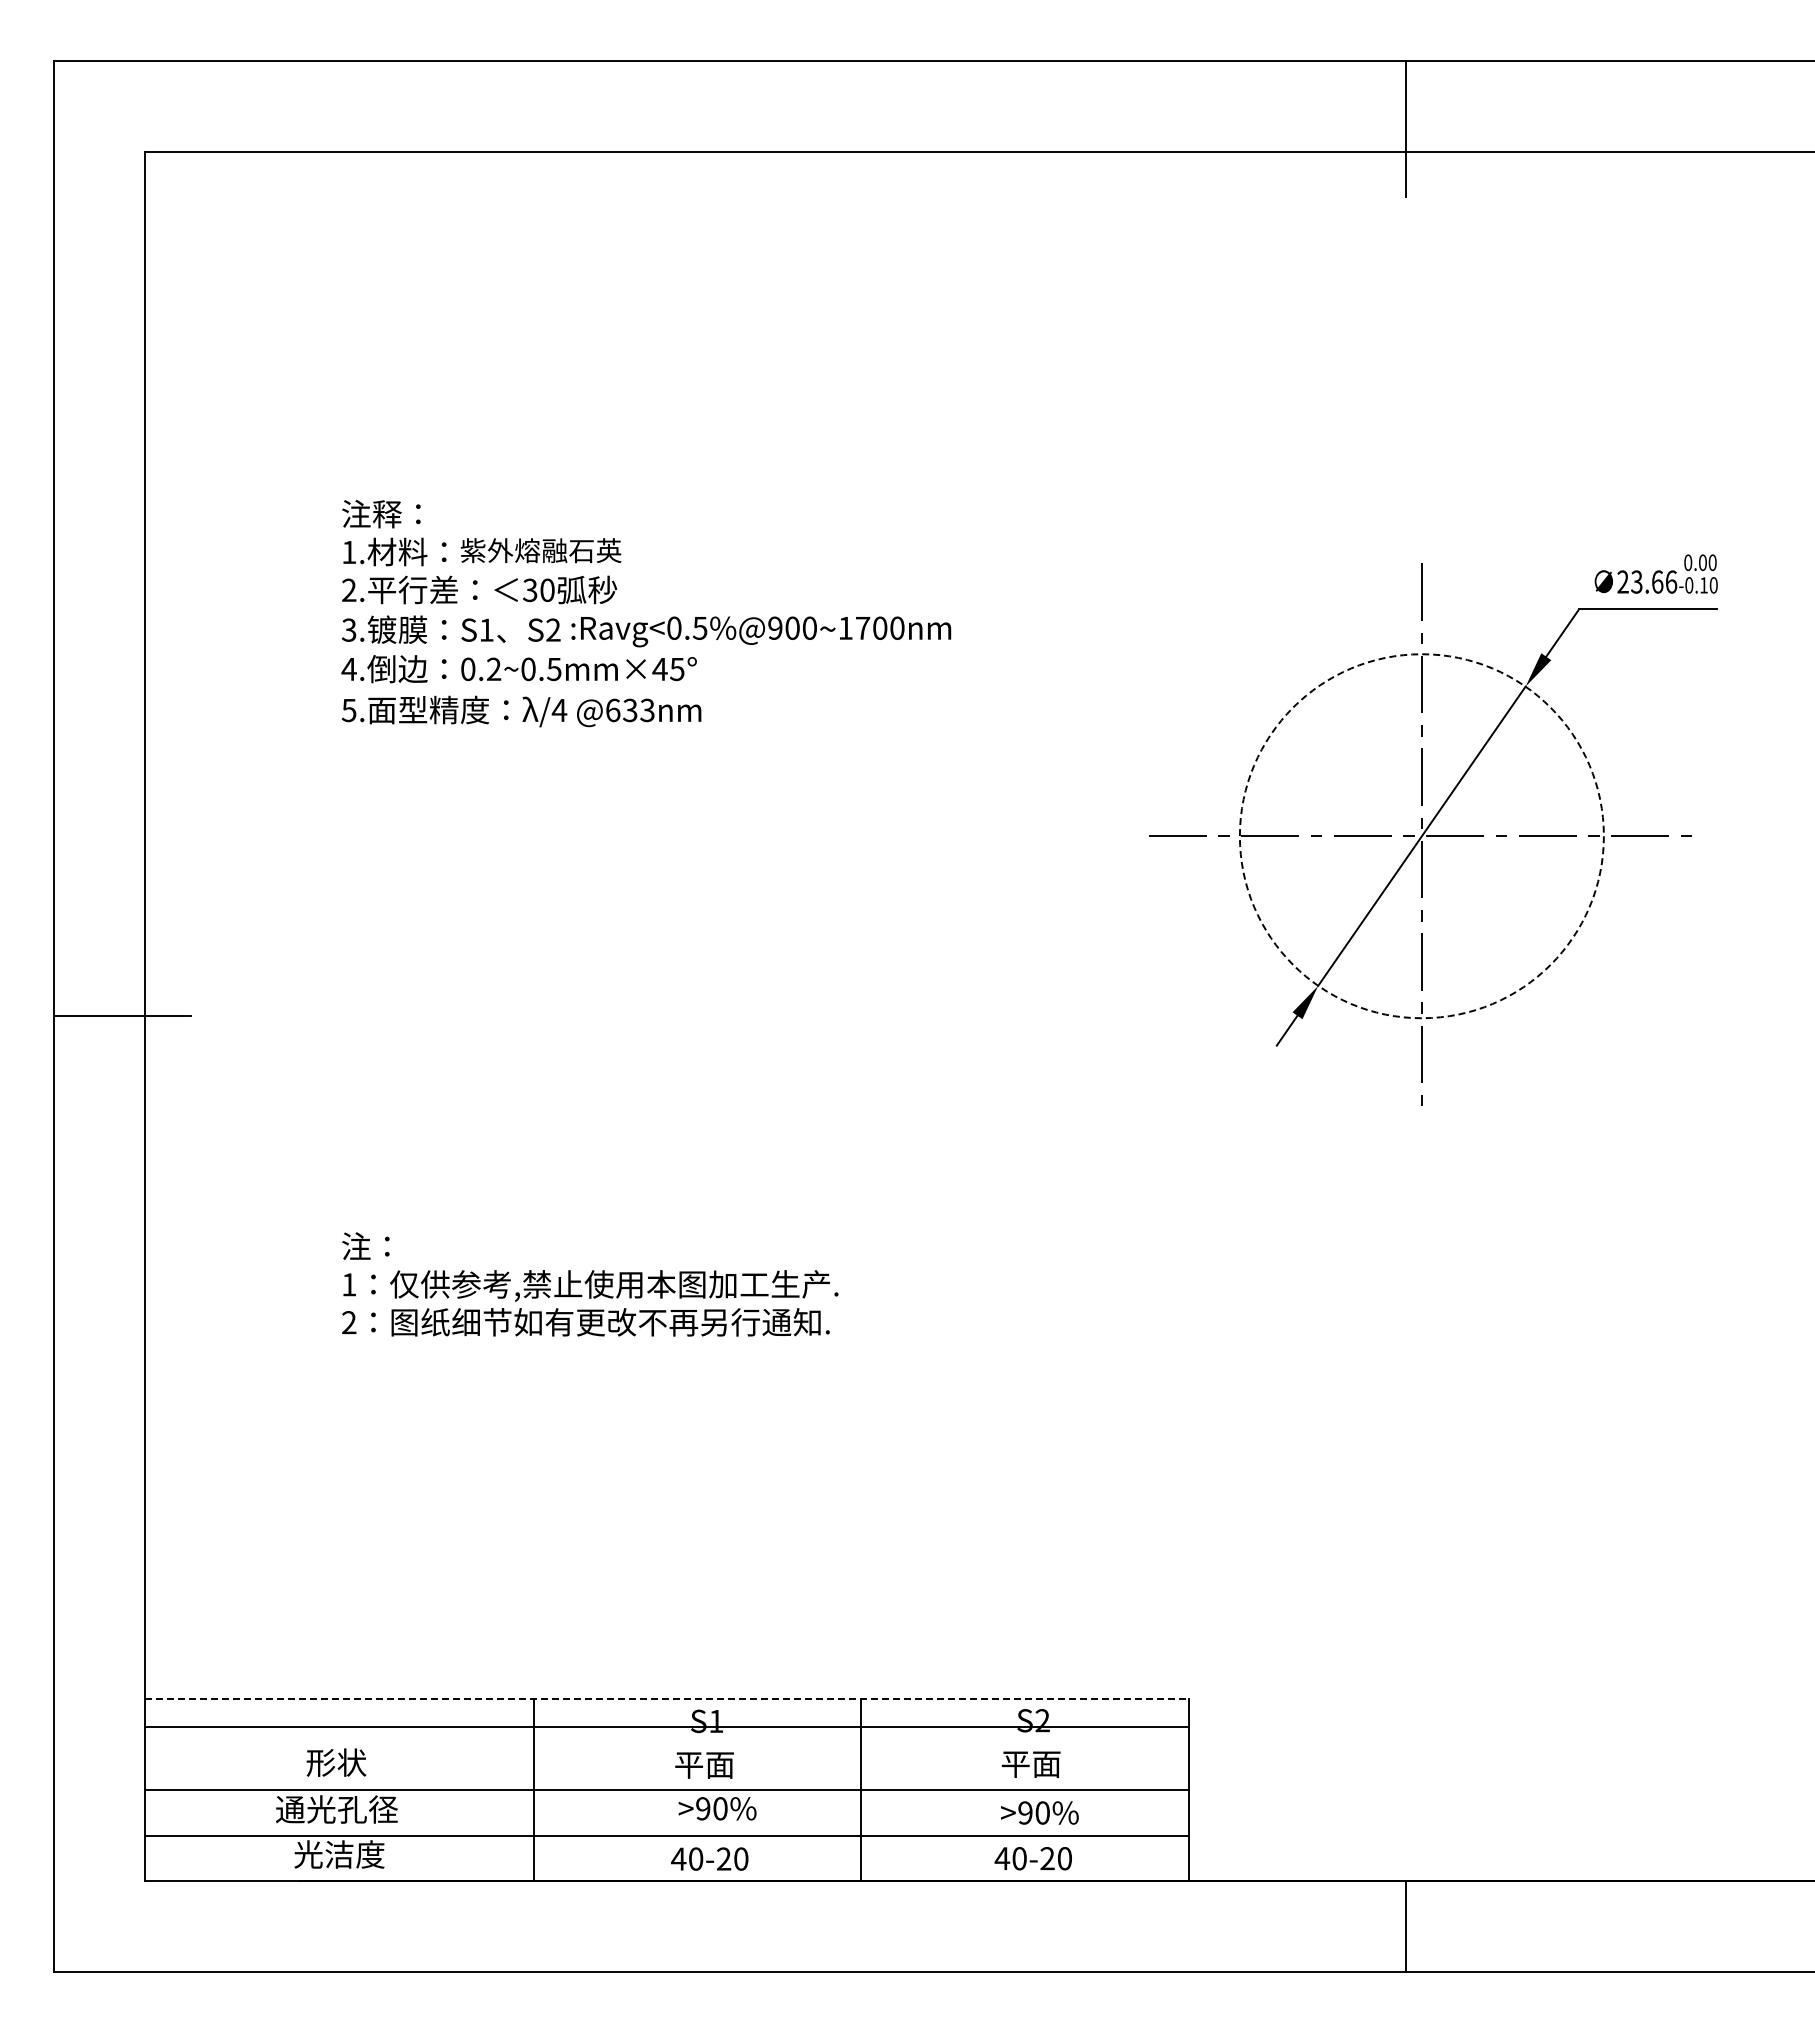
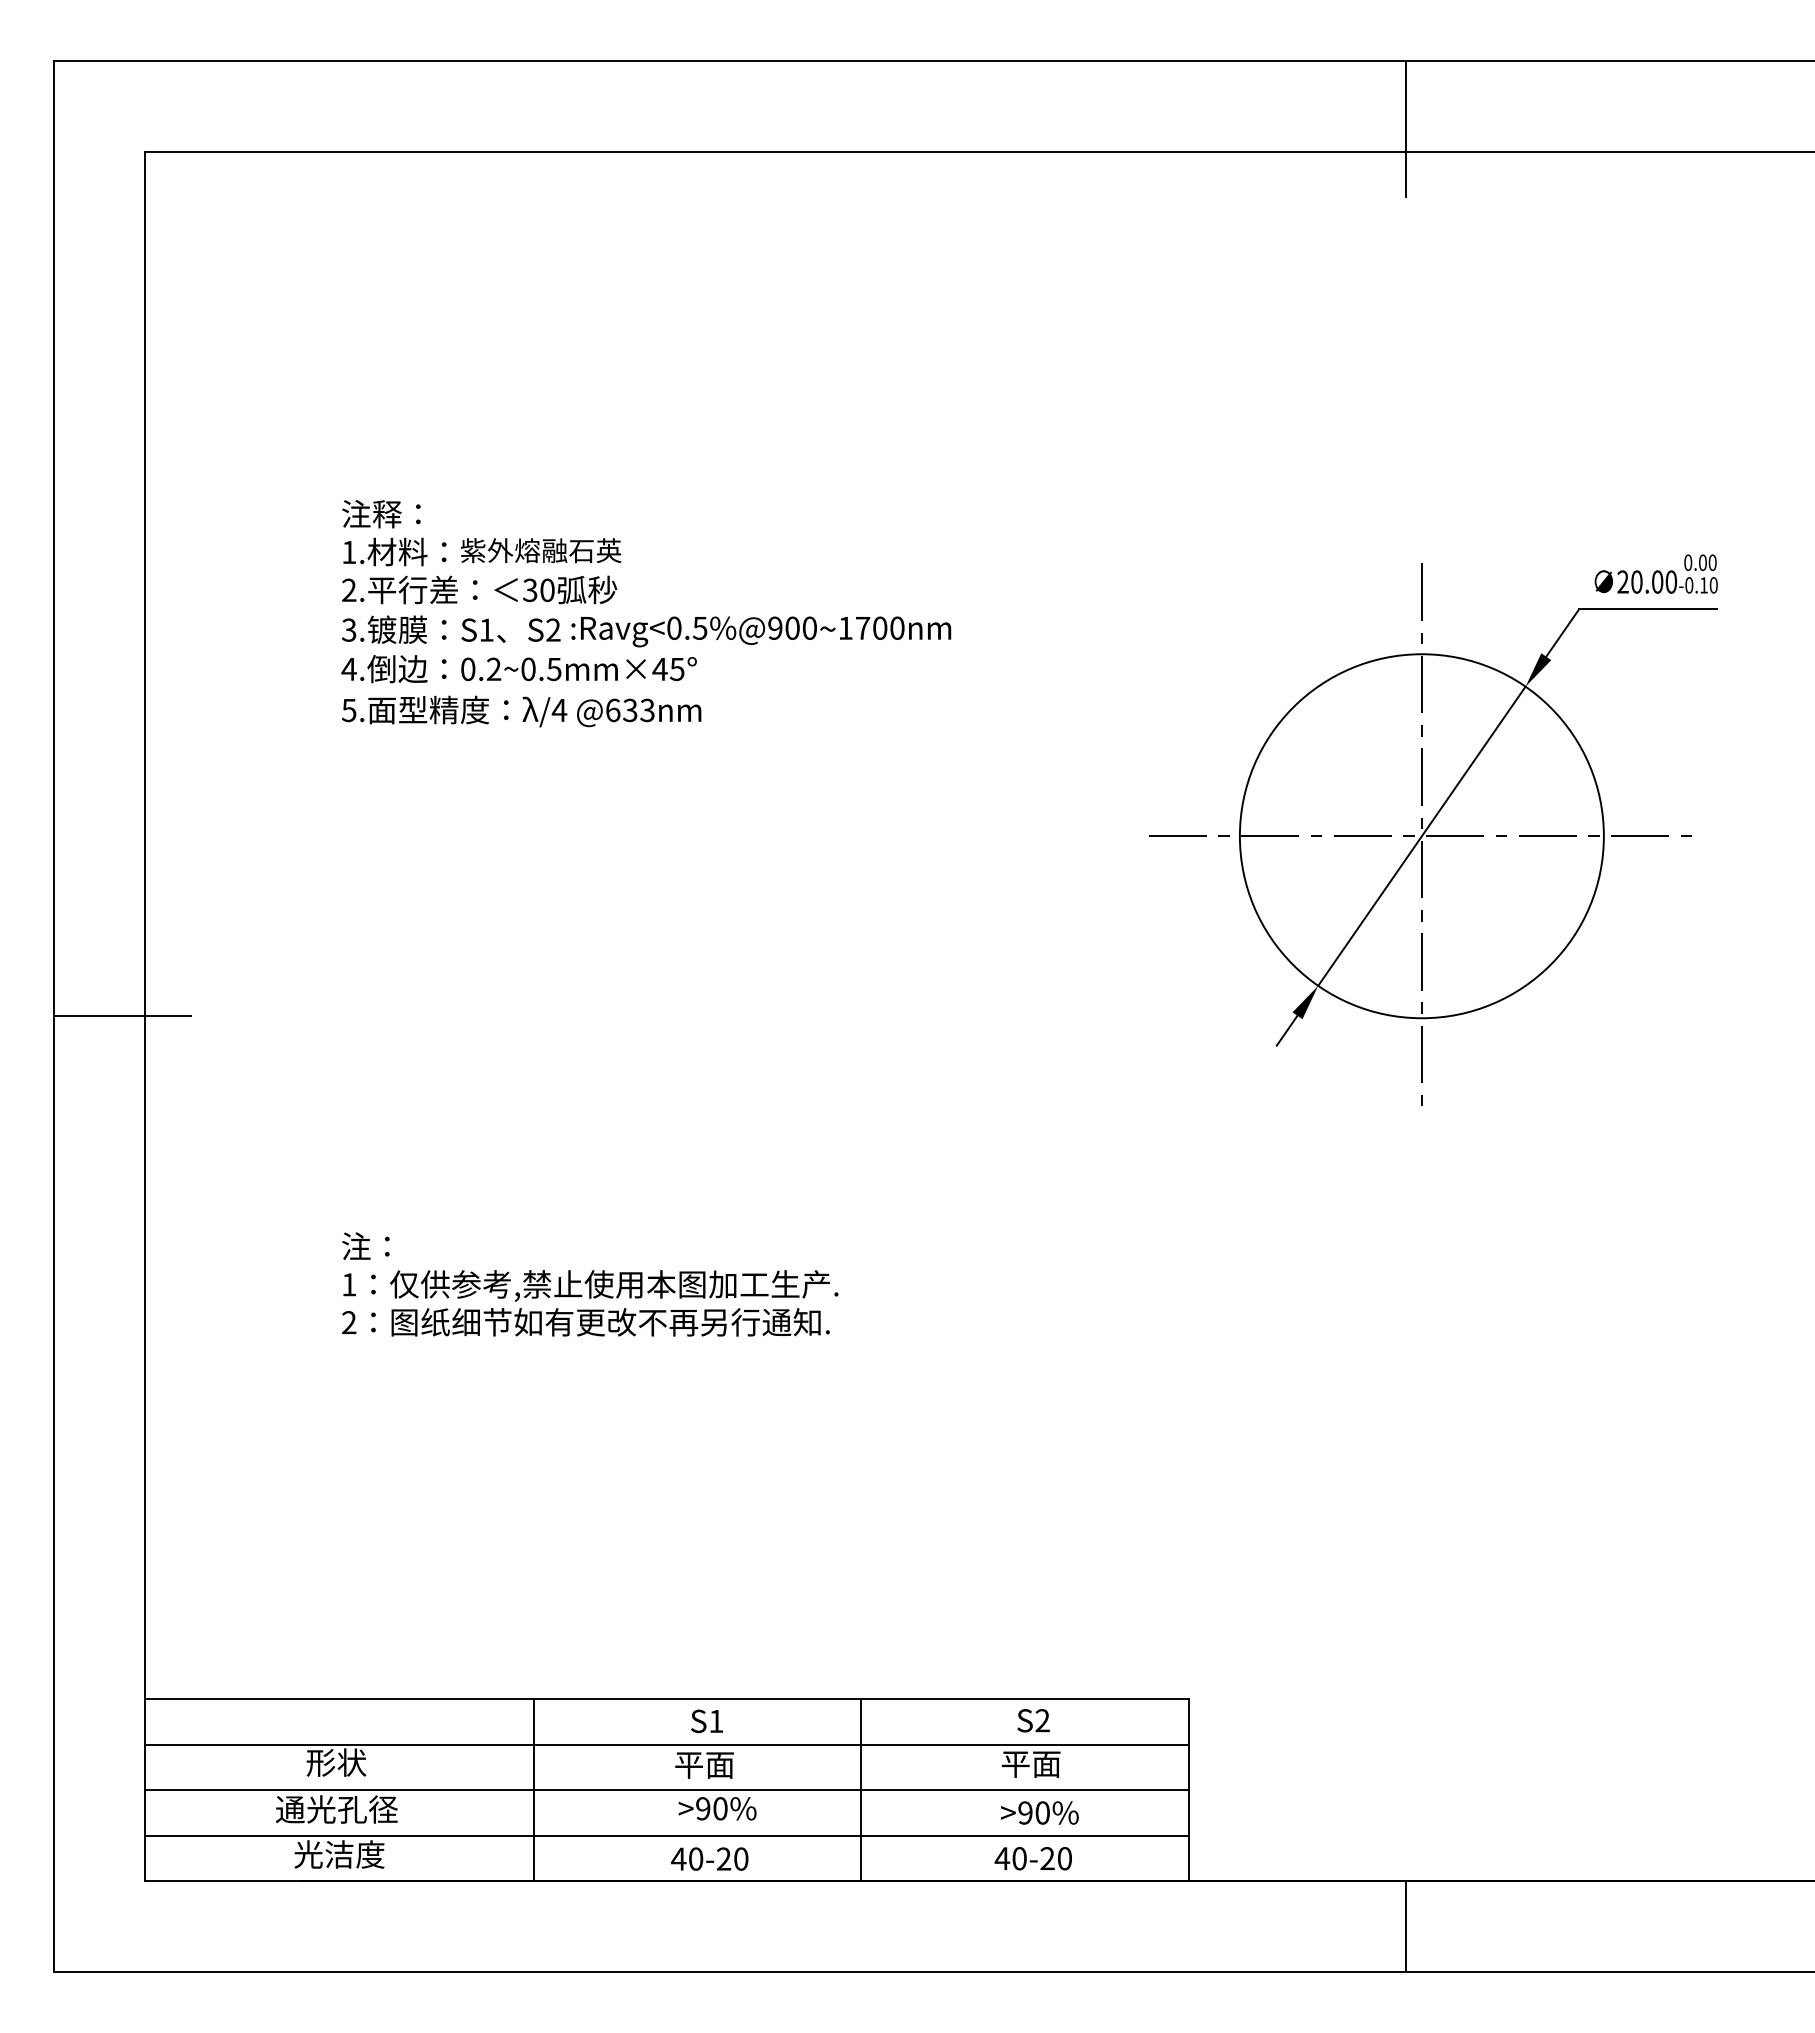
text: 23.66 -> 20.00 (1654, 581)
circle: dashed -> solid (1421, 836)
line: dashed -> solid (667, 1699)
line position: (666, 1726) -> (666, 1744) (666, 1744)
